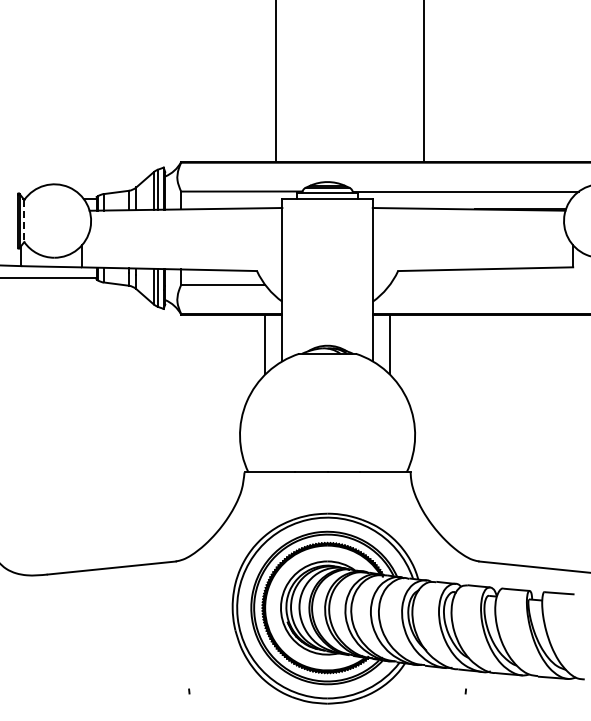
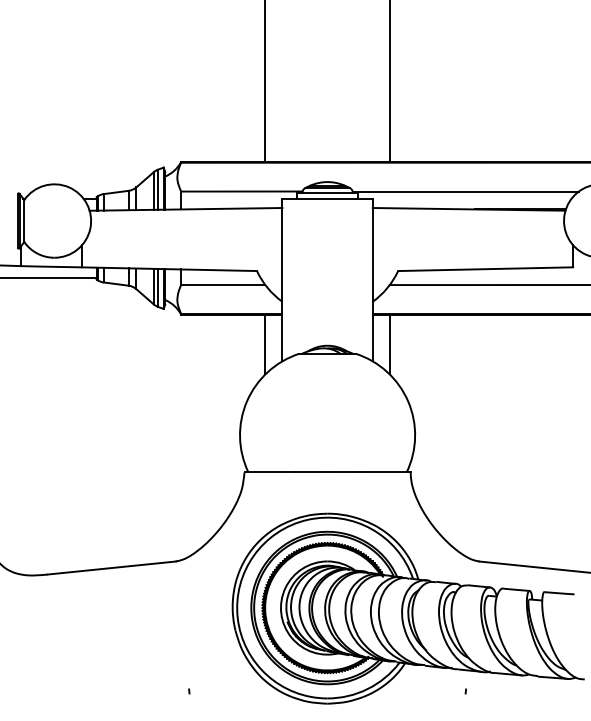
line position: (276, 82) -> (265, 82) (265, 82)
line position: (423, 82) -> (389, 82) (389, 82)
line: dashed -> solid (24, 221)
line: none -> present (488, 285)
